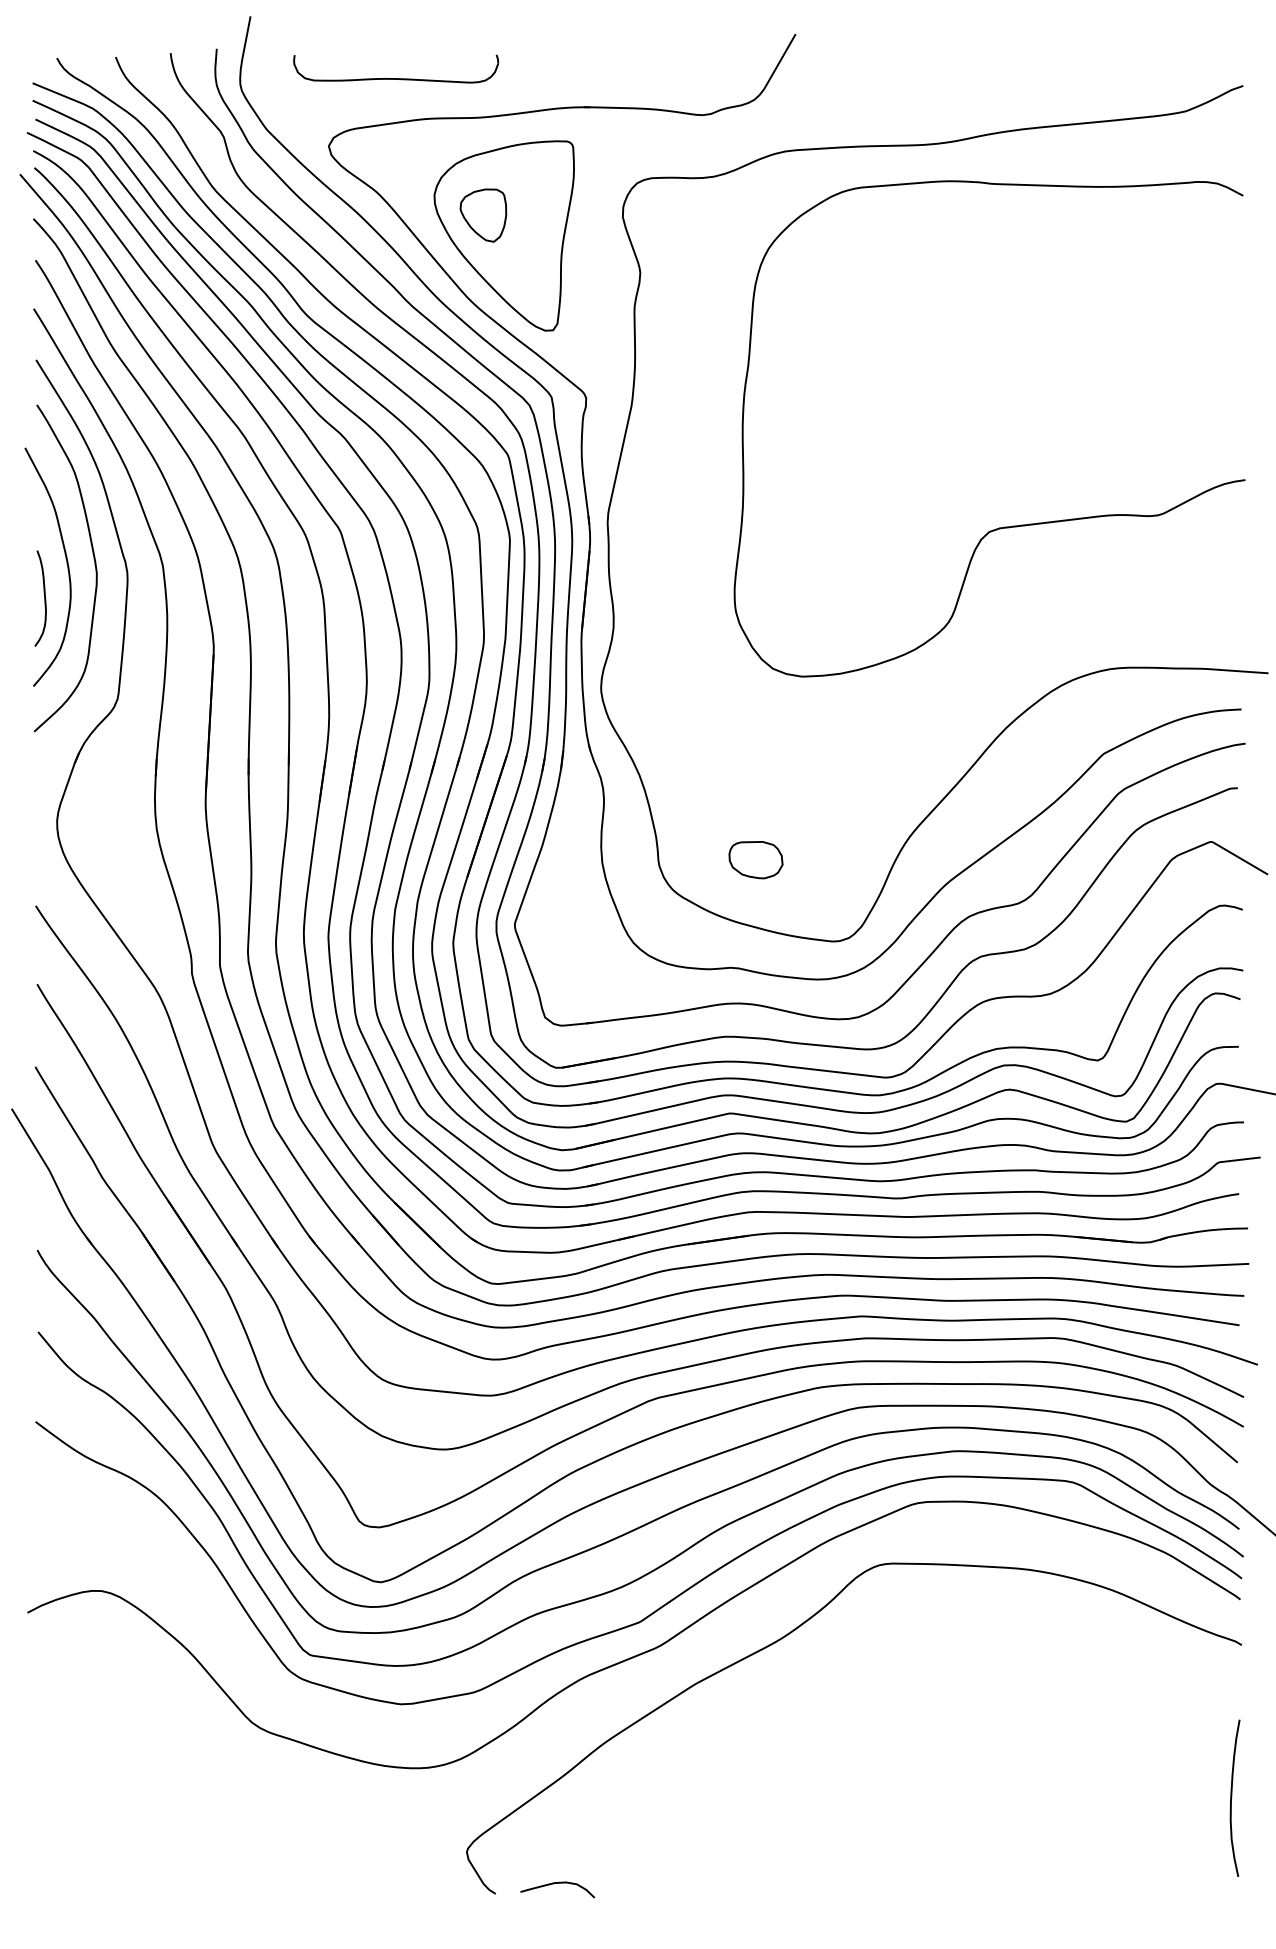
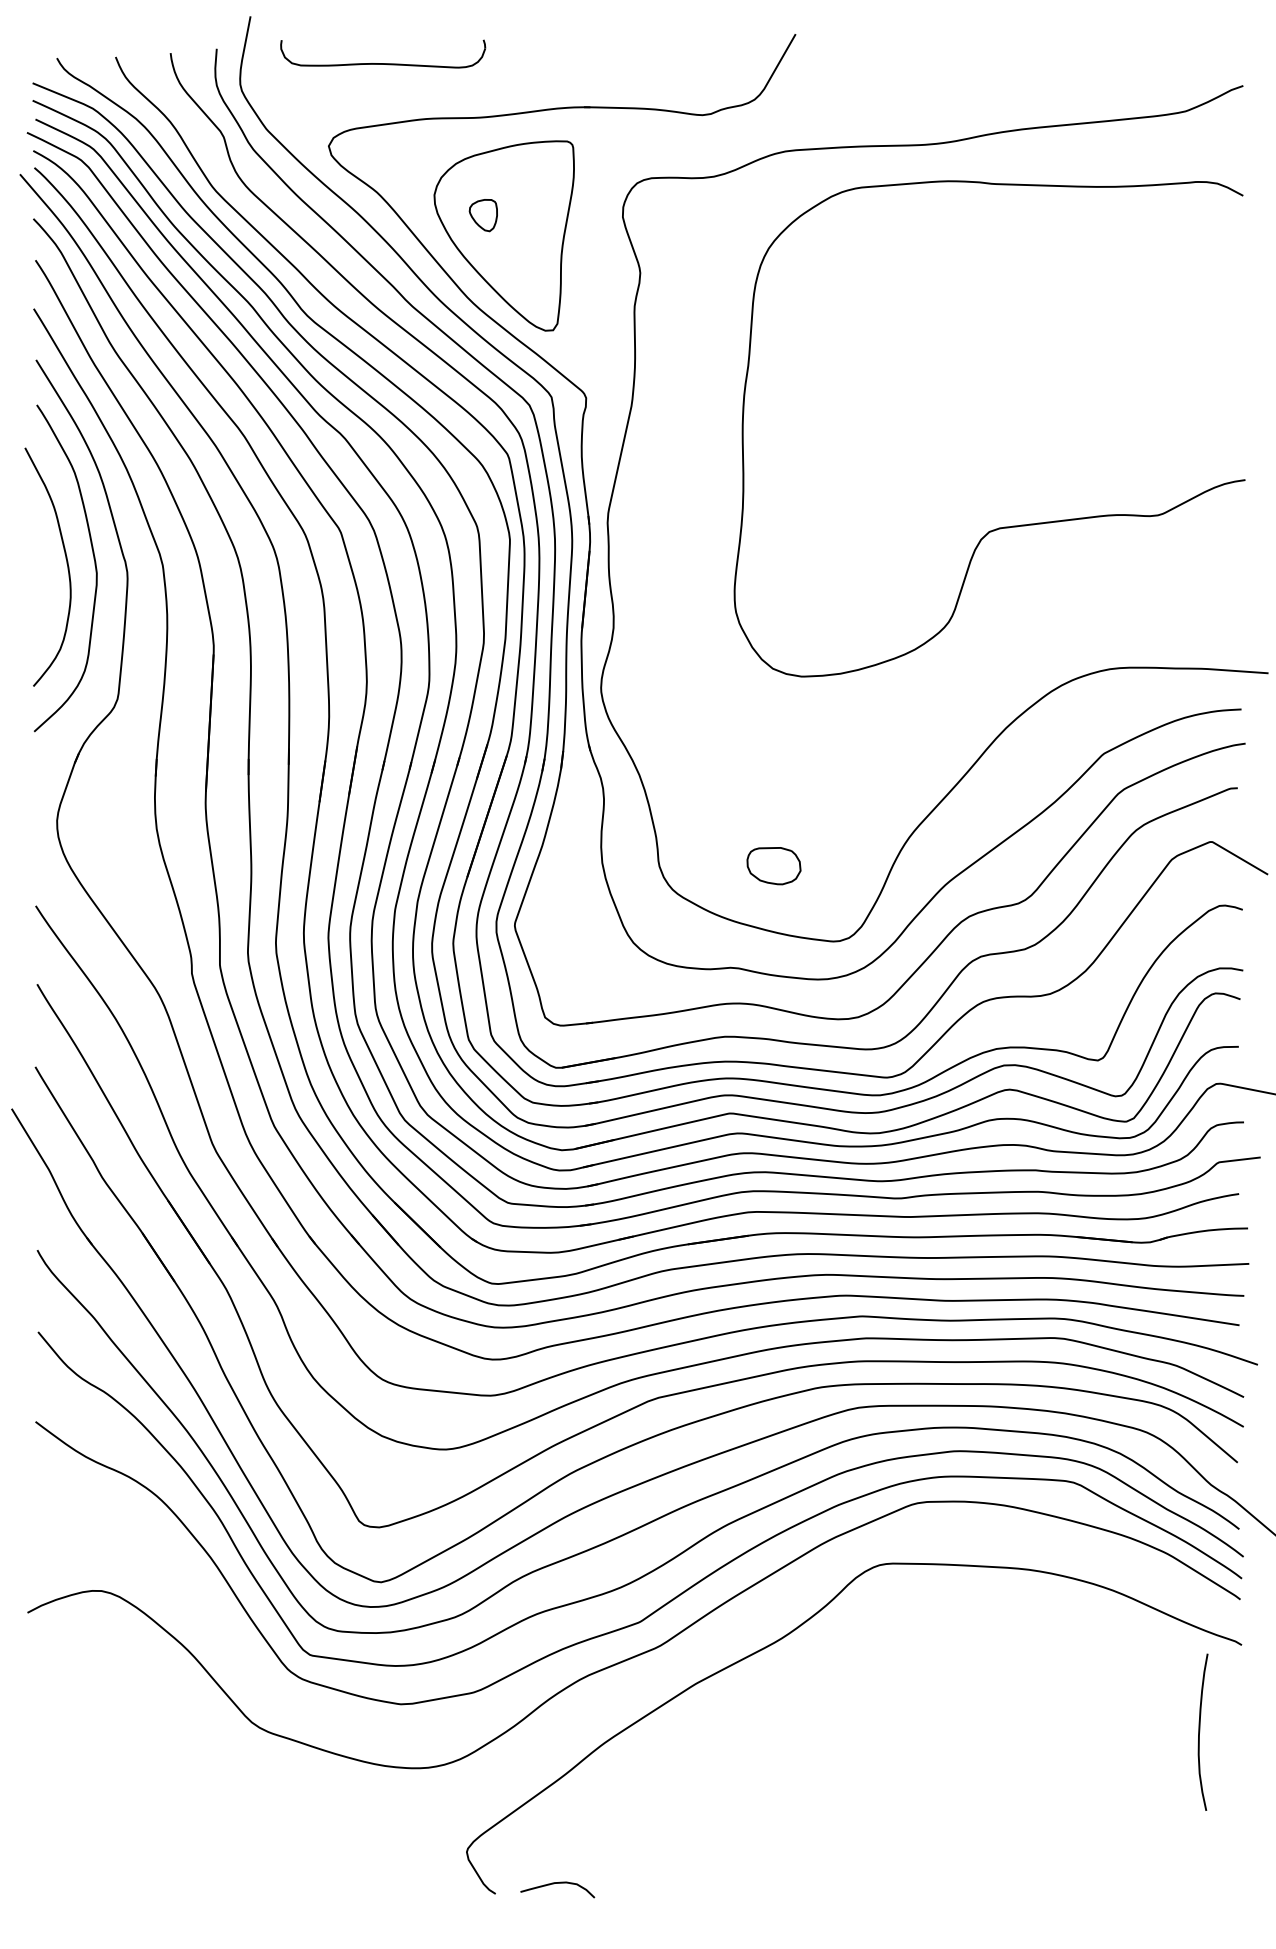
part position: (396, 78) -> (383, 63) (383, 63)
part size: 49x55 px -> 30x34 px (482, 215)
curve: present -> none (44, 598)
part position: (755, 860) -> (773, 866) (773, 866)
curve position: (1232, 1797) -> (1200, 1731) (1200, 1731)
